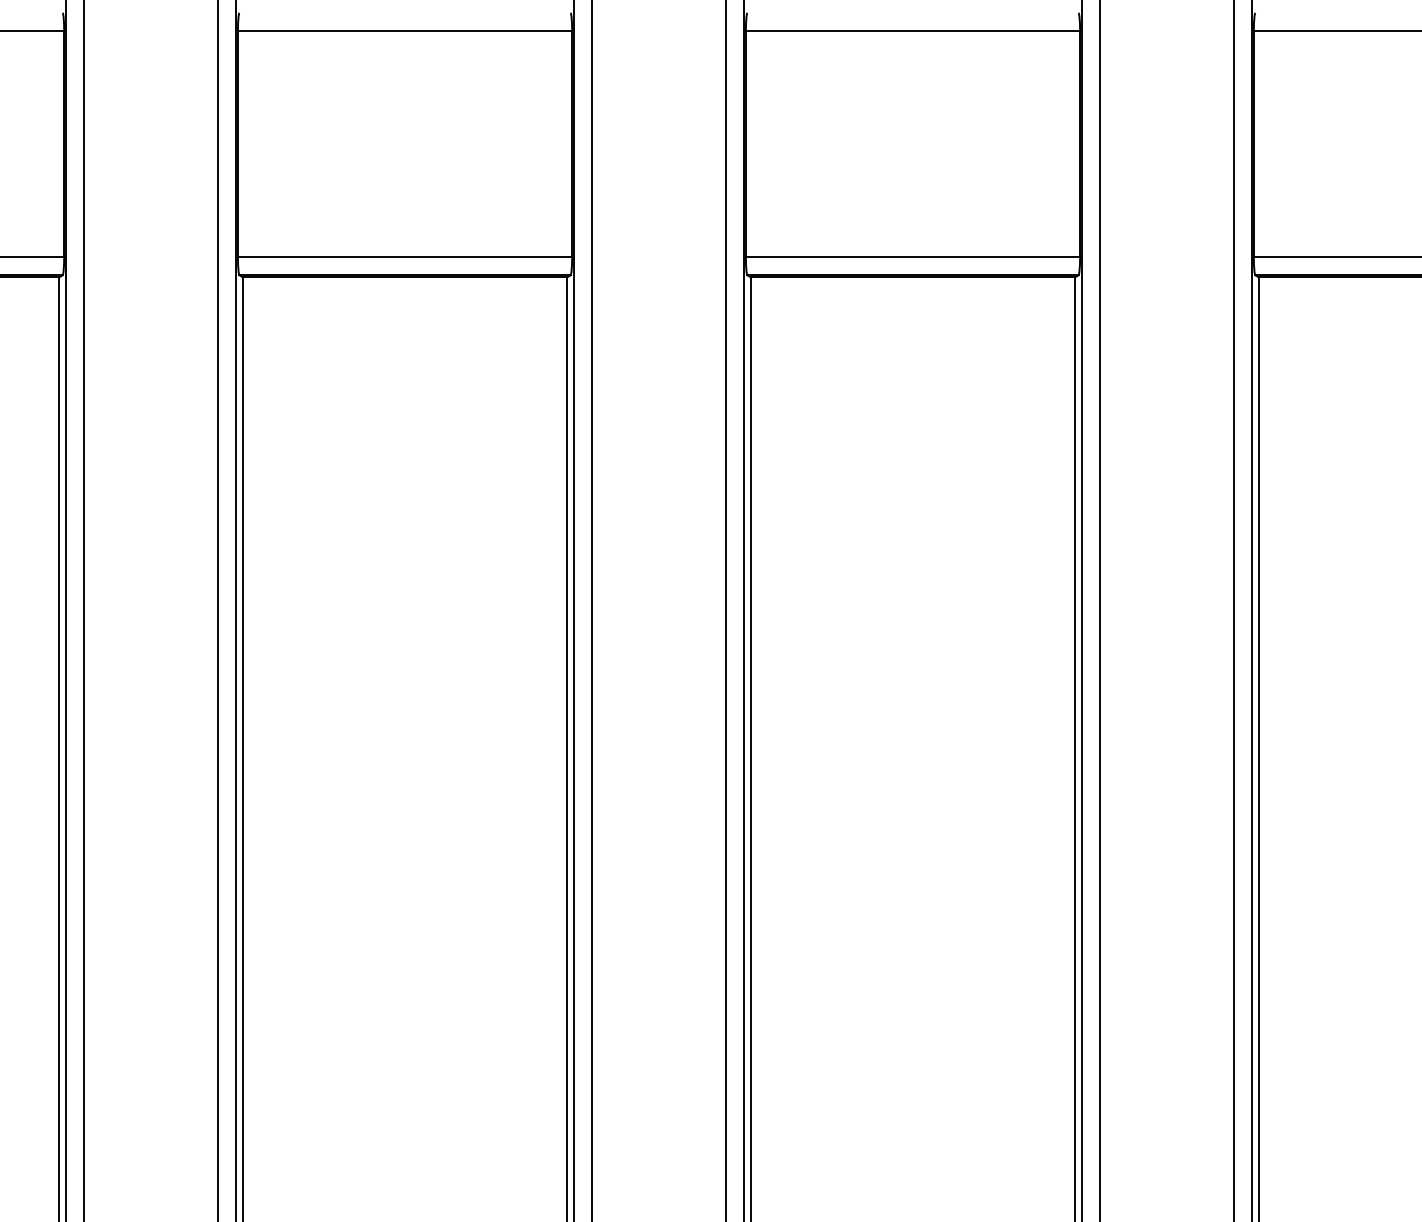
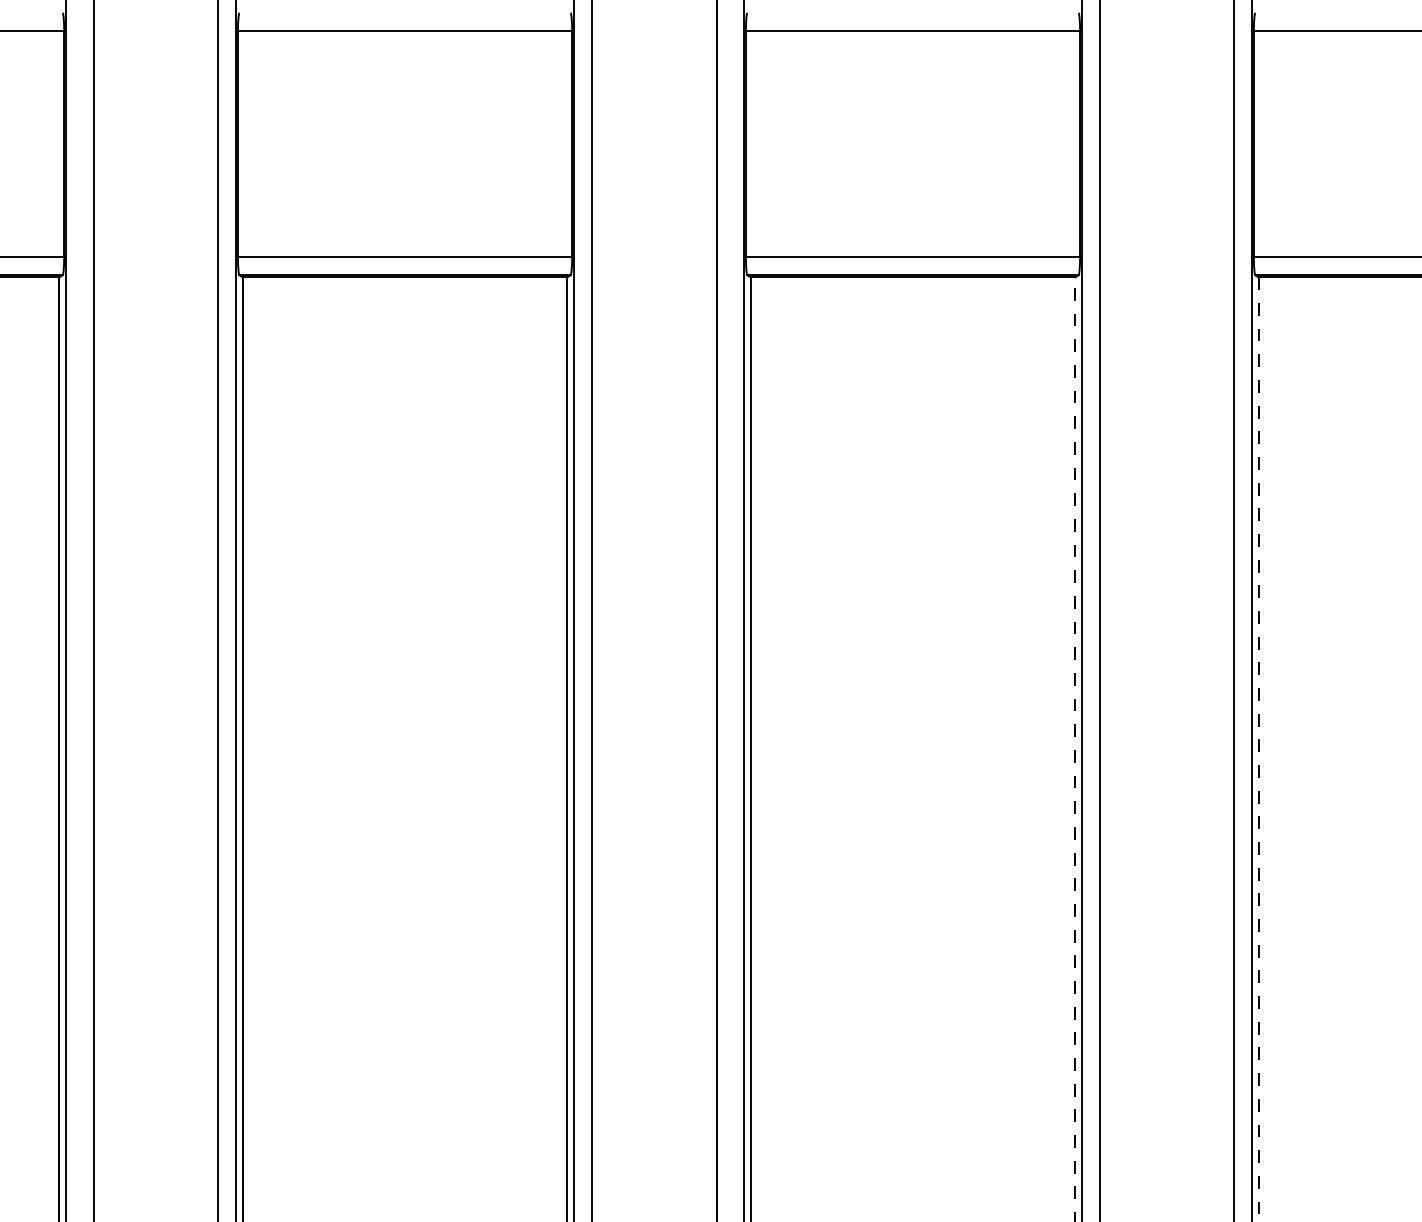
line position: (84, 610) -> (94, 610) (94, 610)
line position: (725, 610) -> (716, 610) (716, 610)
line: solid -> dashed (1075, 749)
line: solid -> dashed (1258, 749)
